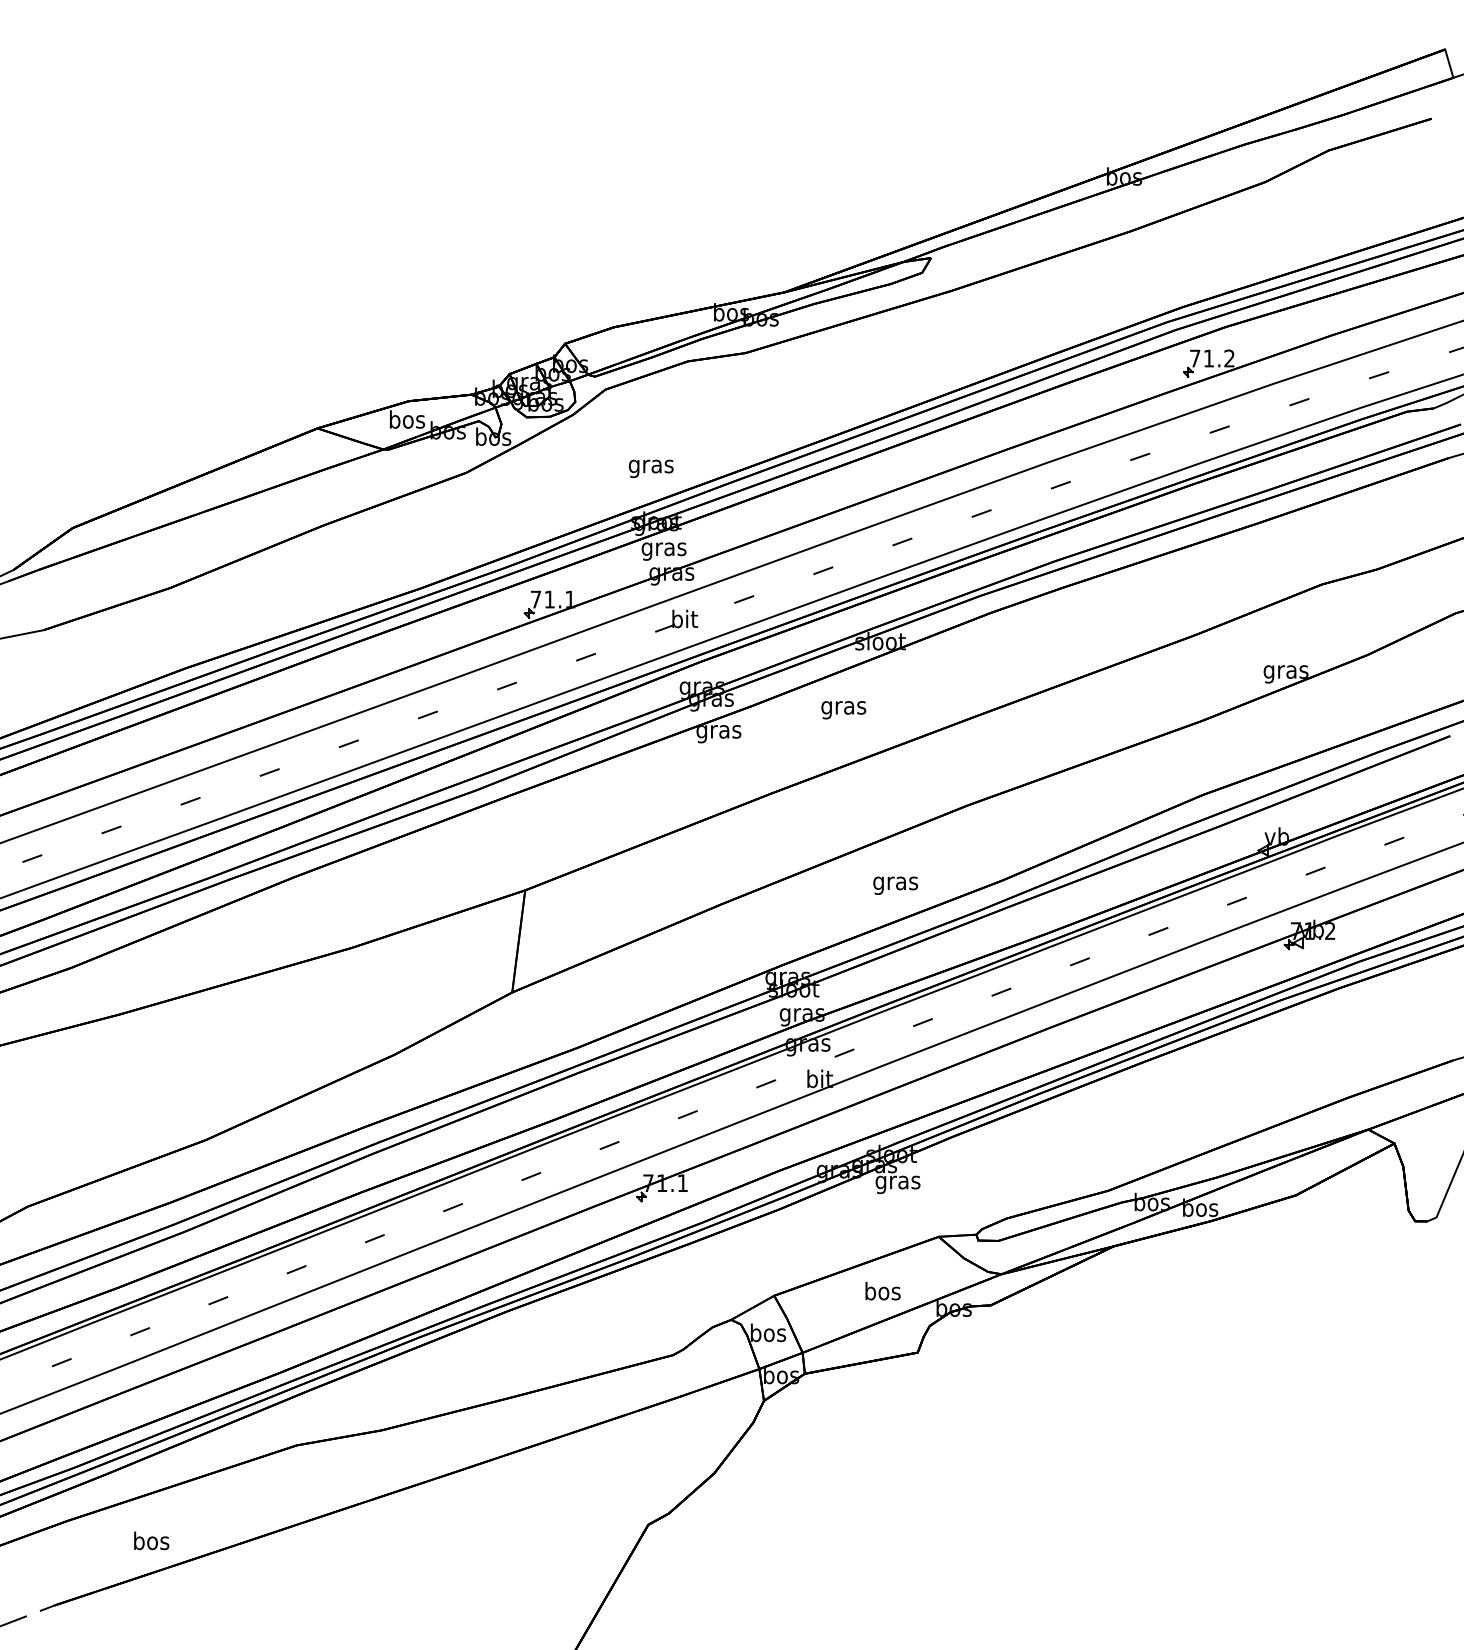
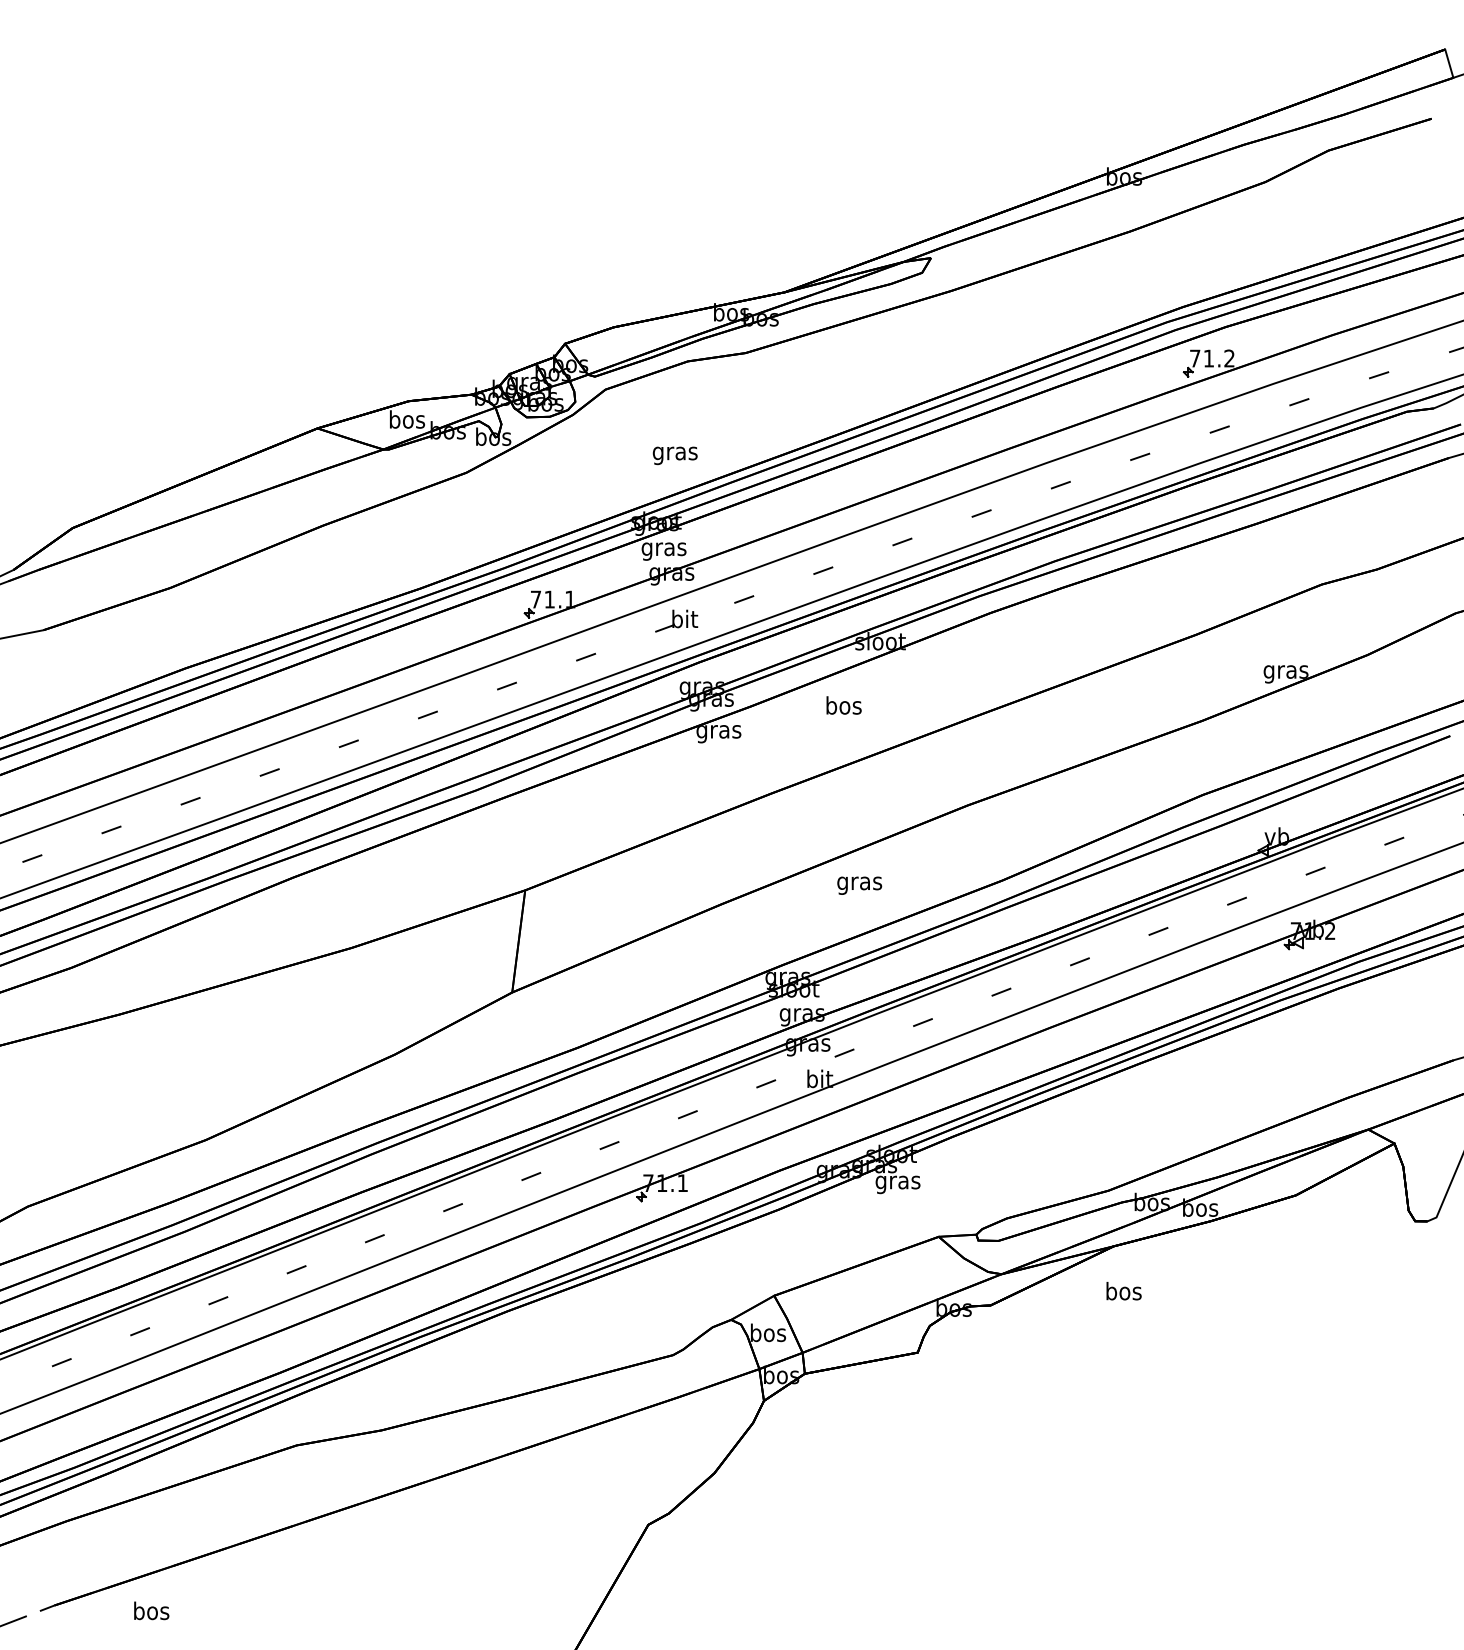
text position: (650, 468) -> (674, 455) (674, 455)
text: gras -> bos (843, 707)
text position: (895, 885) -> (859, 885) (859, 885)
text position: (882, 1291) -> (1123, 1291) (1123, 1291)
text position: (151, 1540) -> (151, 1610) (151, 1610)
